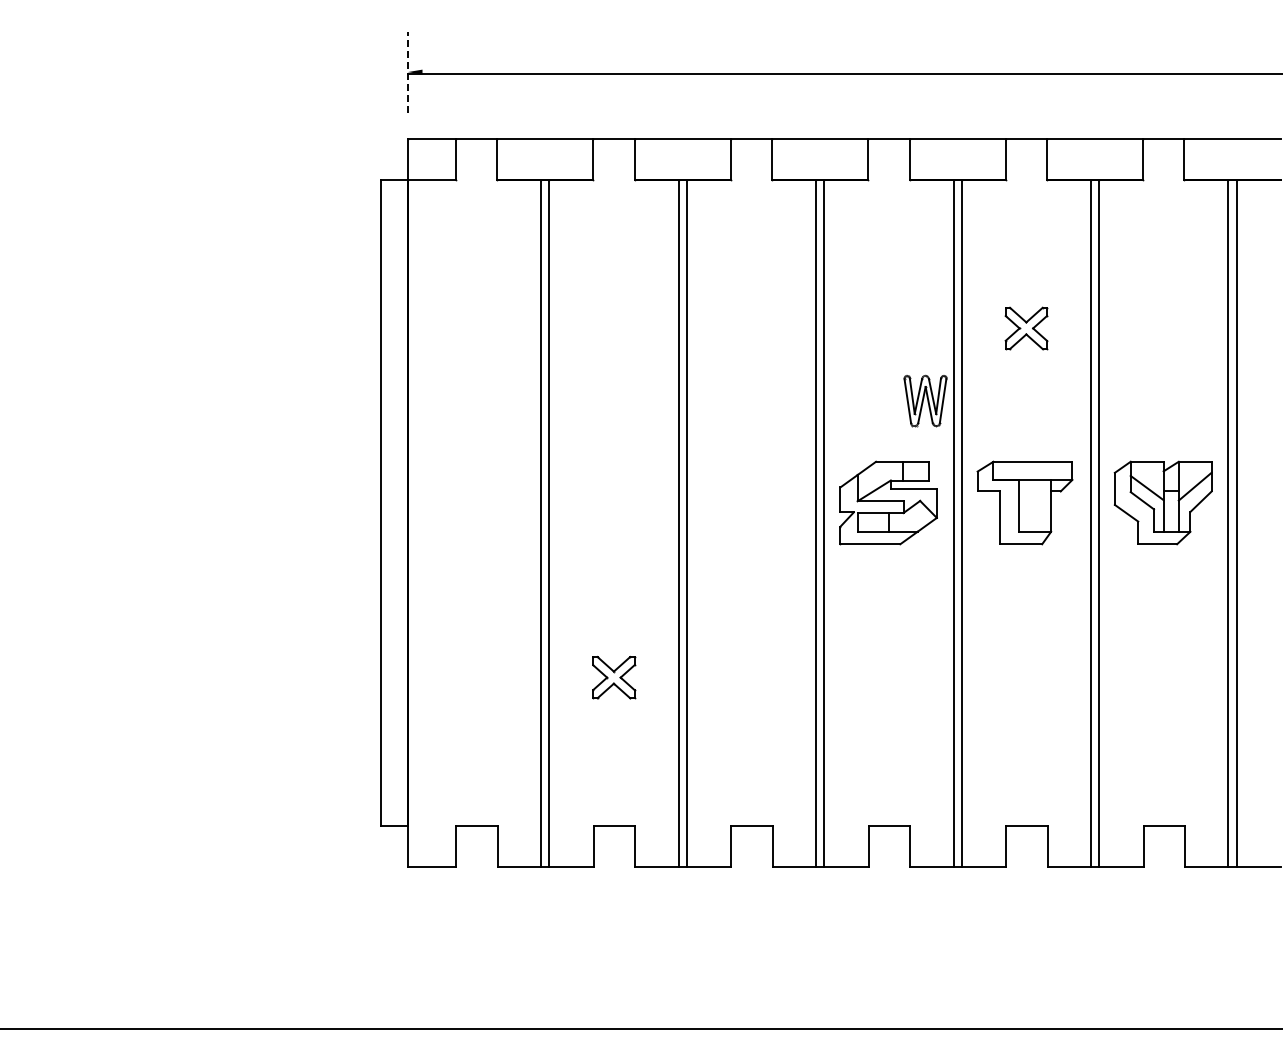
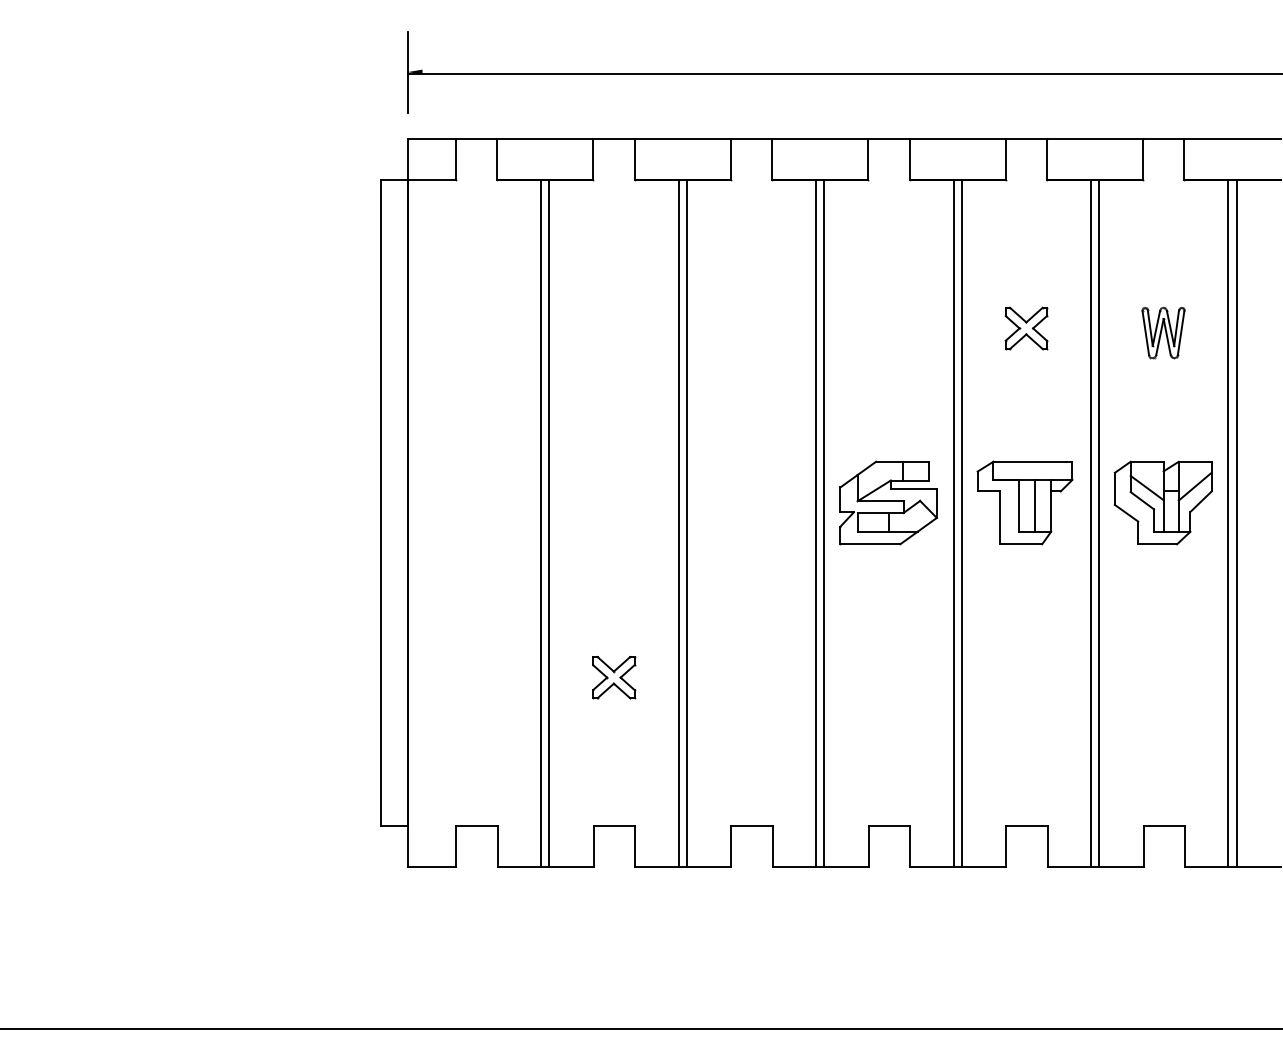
line: dashed -> solid (407, 71)
part position: (925, 400) -> (1163, 332) (1163, 332)
line: none -> present (1035, 505)
